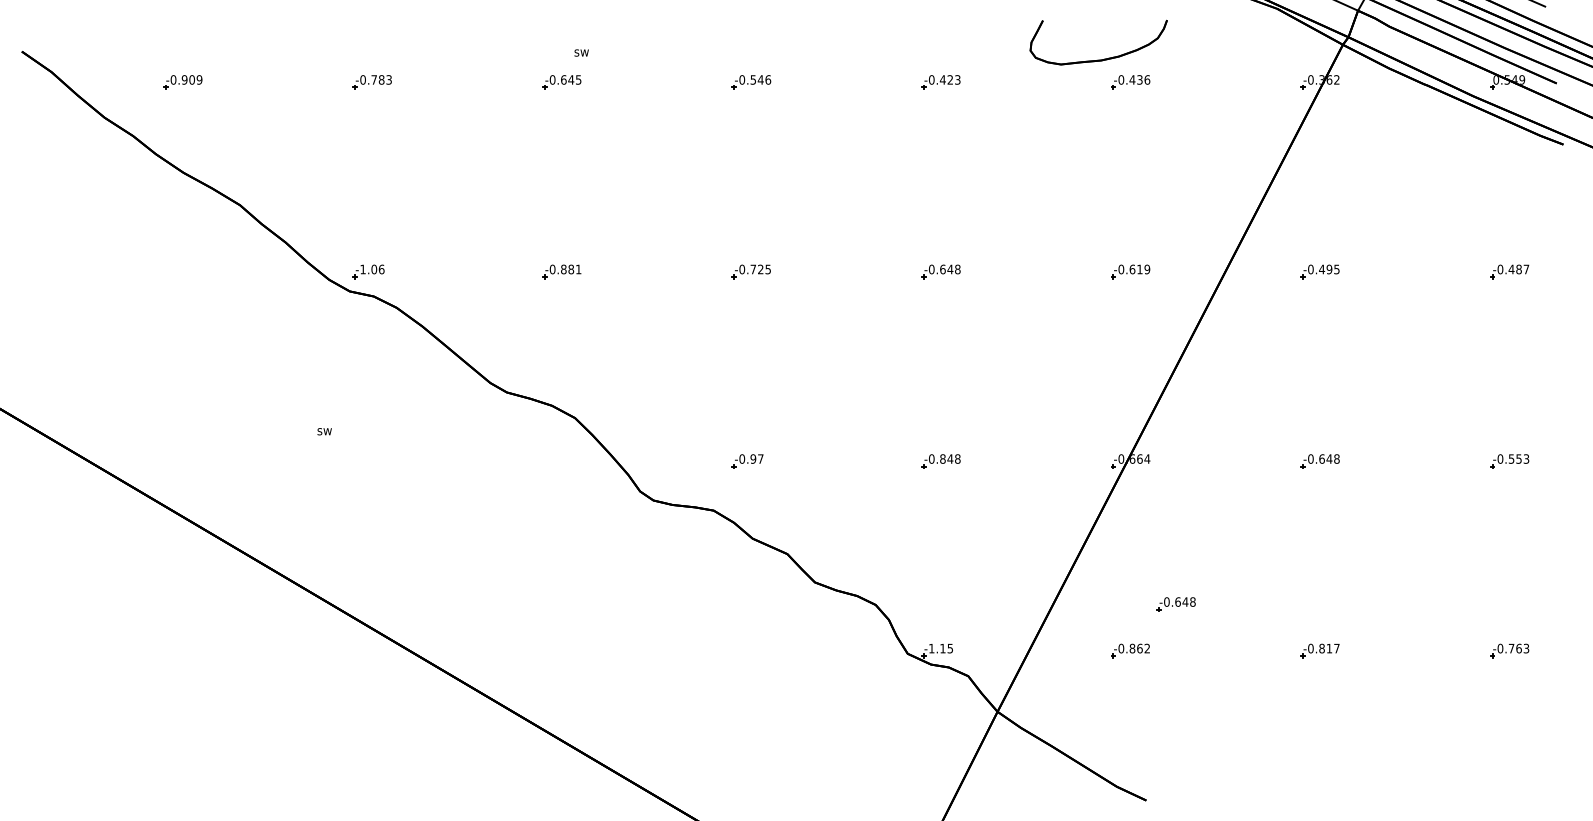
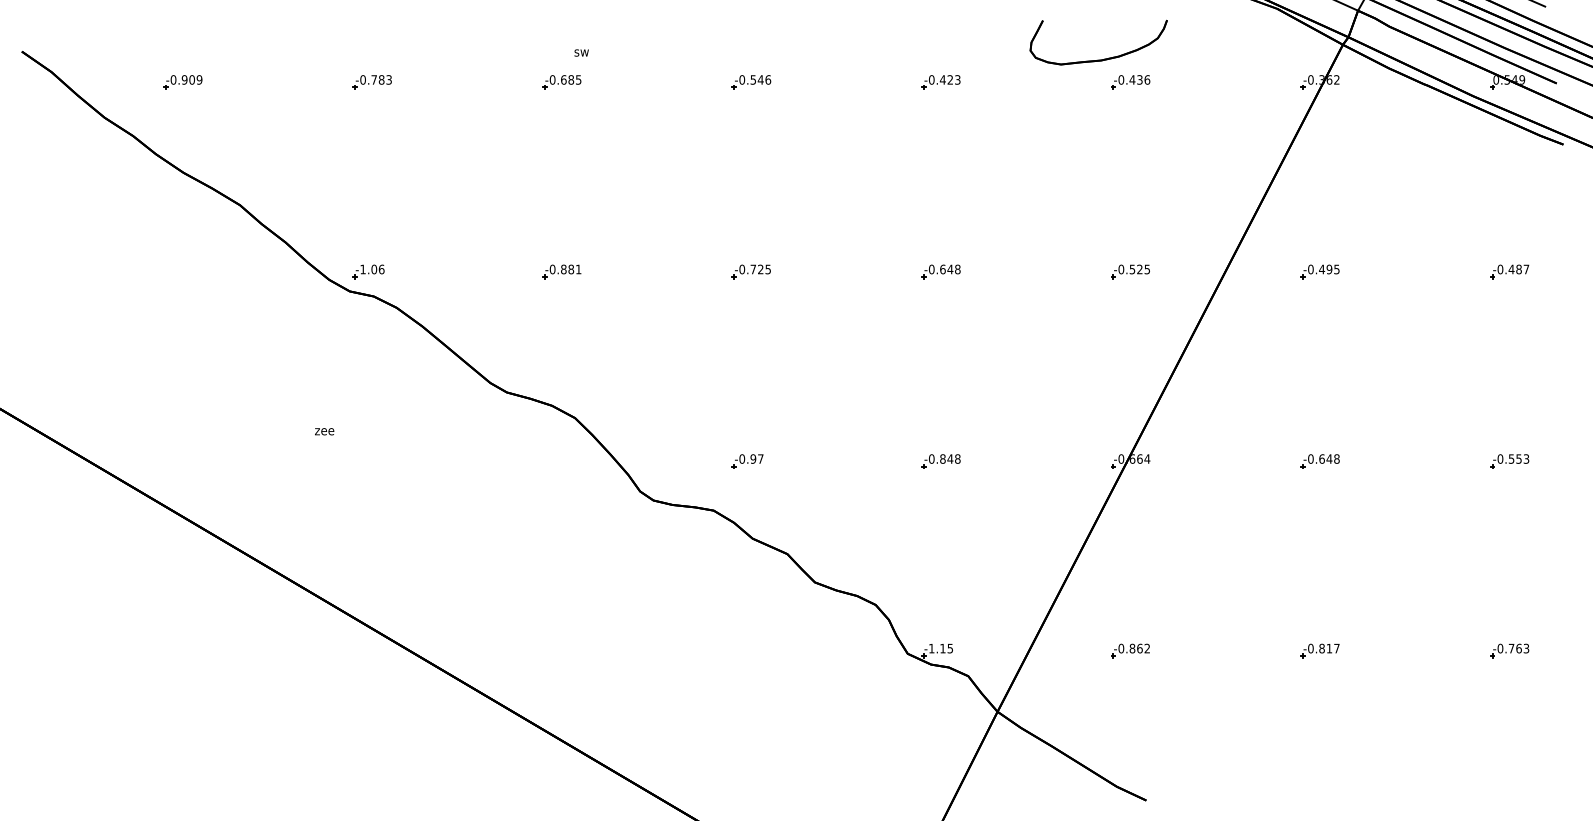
text: -0.645 -> -0.685 (570, 79)
text: -0.619 -> -0.525 (1139, 269)
text: sw -> zee (324, 431)
part: present -> none (1175, 604)
